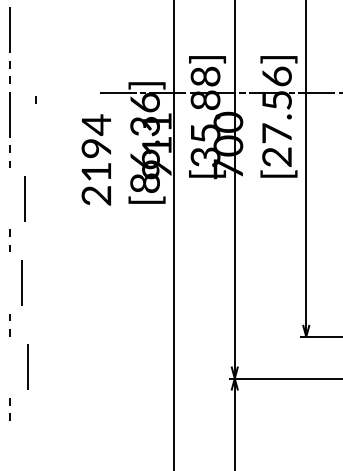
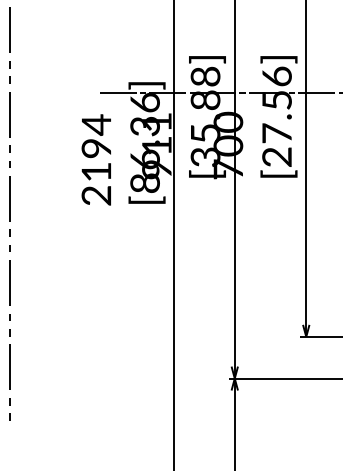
curve: present -> none (35, 99)
line position: (24, 198) -> (9, 198) (9, 198)
line position: (21, 282) -> (9, 282) (9, 282)
line position: (27, 366) -> (9, 366) (9, 366)
